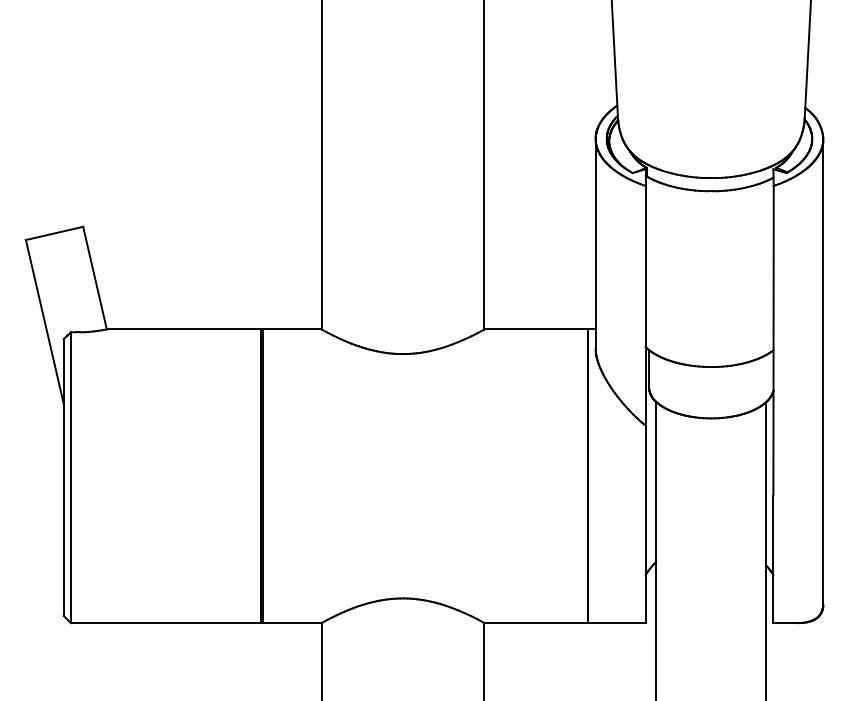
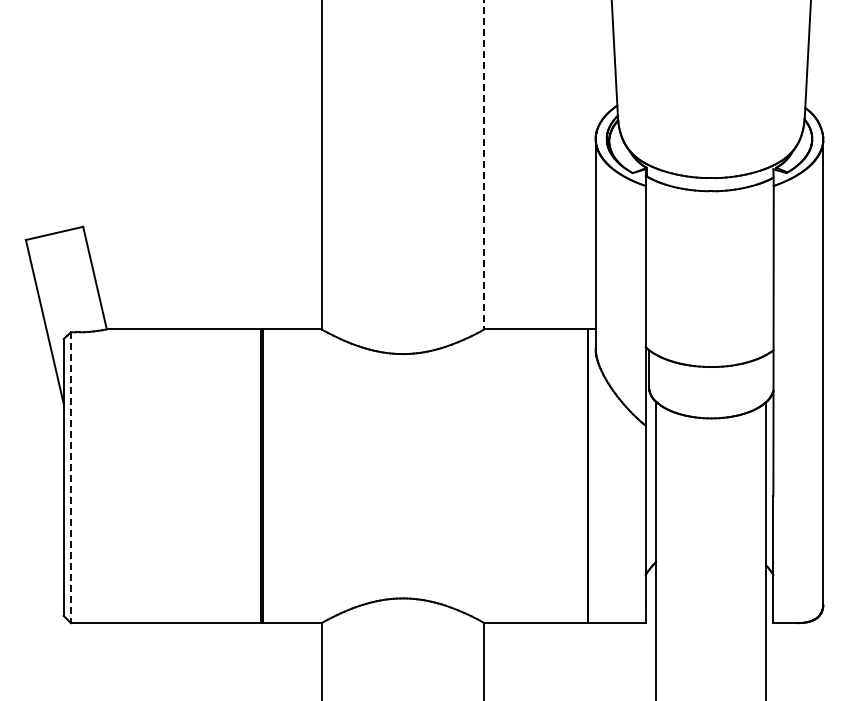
line: solid -> dashed (483, 164)
line: solid -> dashed (71, 478)
